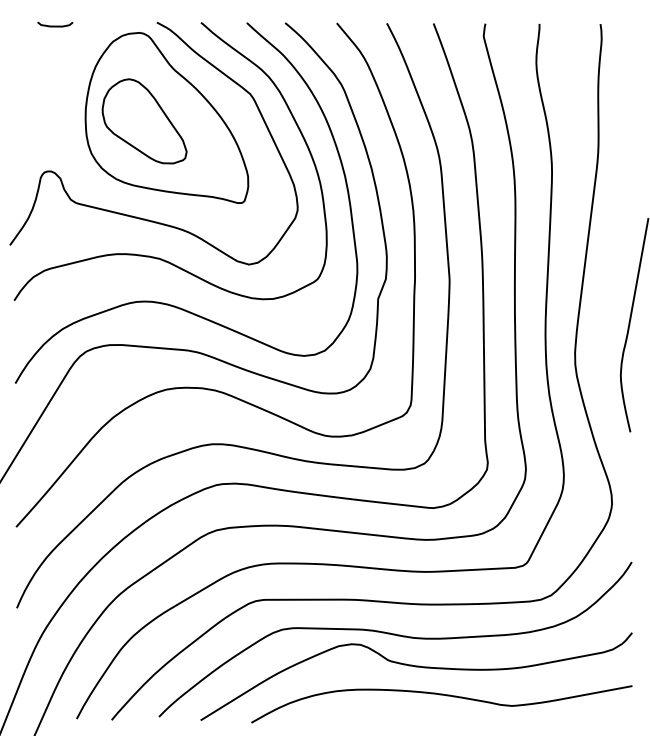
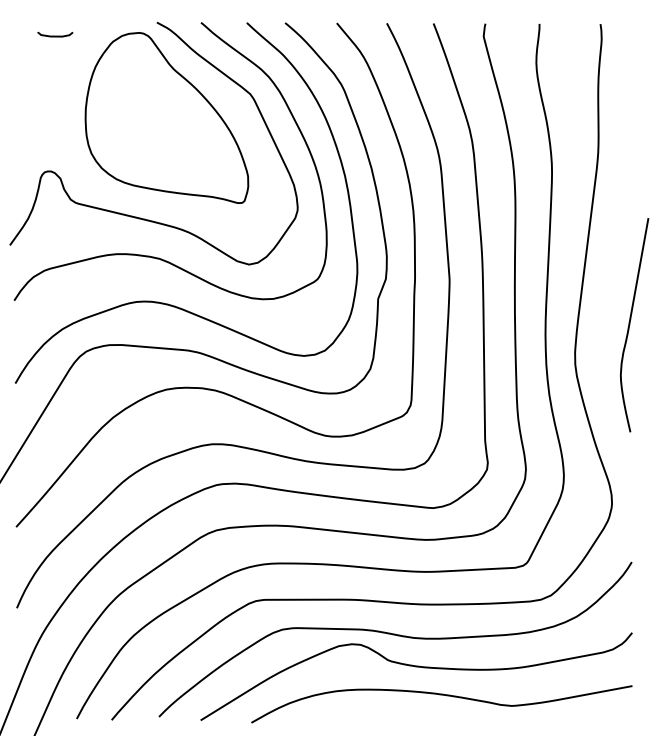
curve position: (55, 25) -> (55, 35) (55, 35)
part: present -> none (144, 121)
